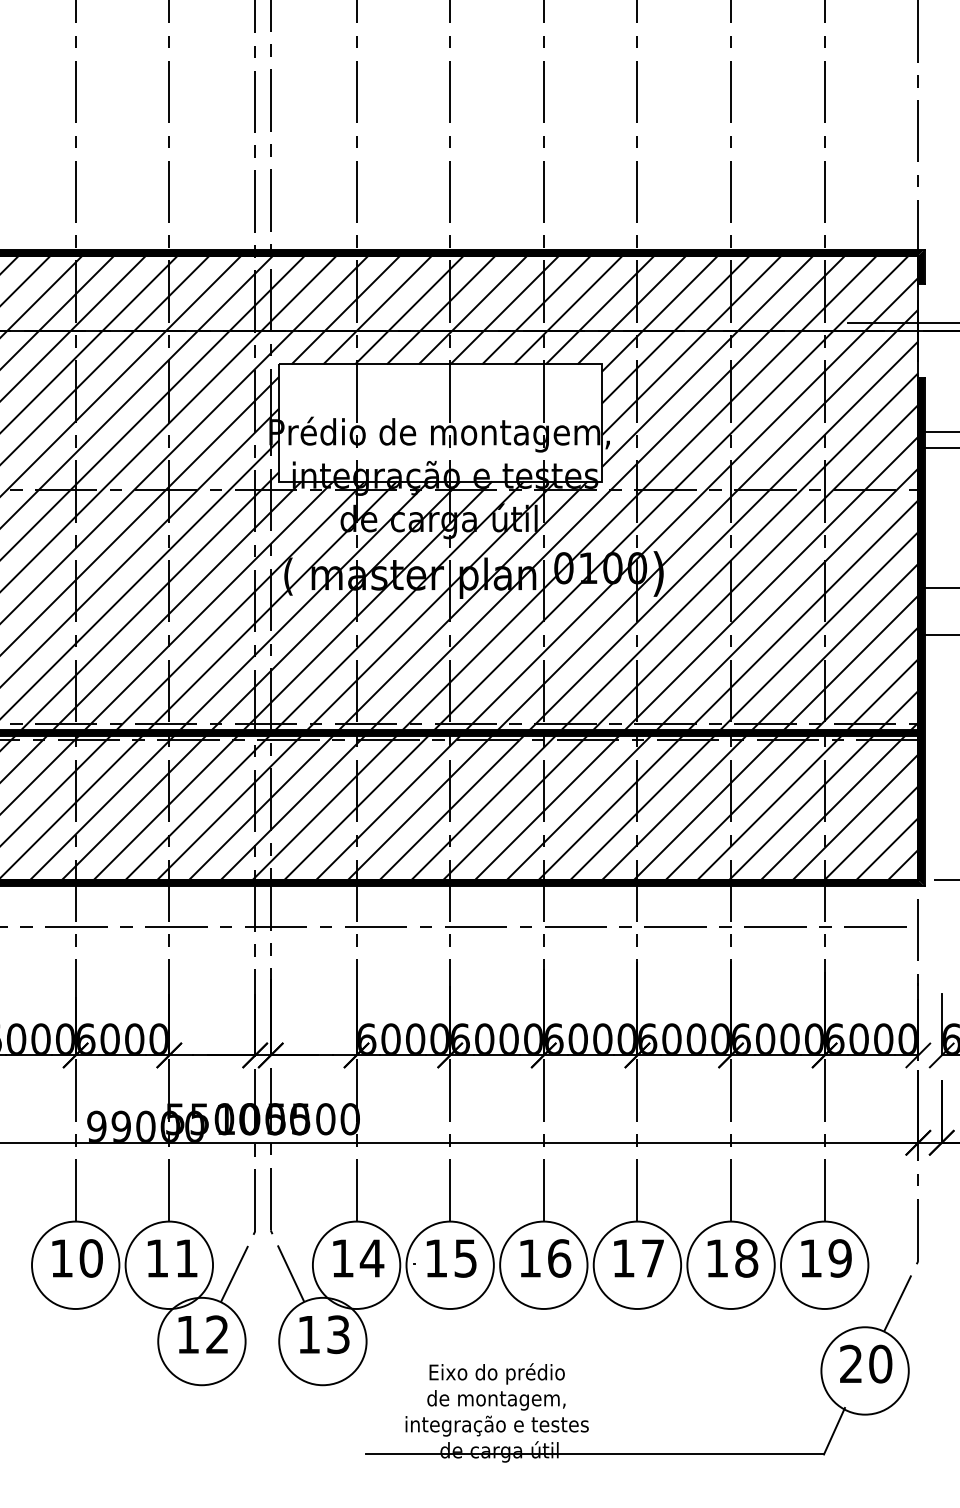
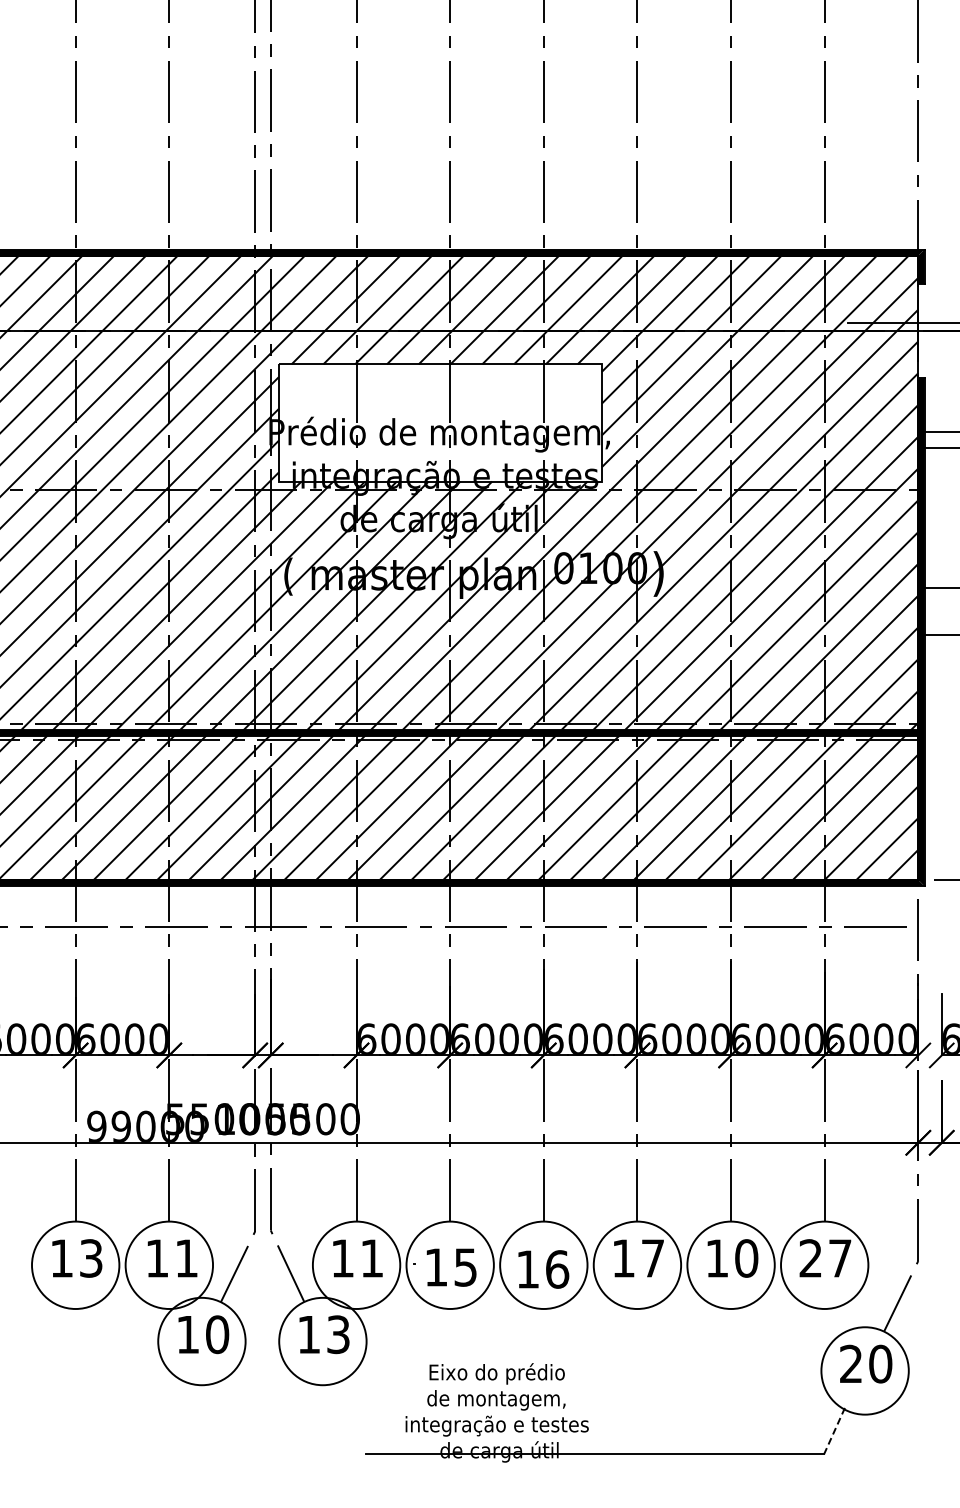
text: 10 -> 13 (90, 1258)
text: 14 -> 11 (371, 1258)
text position: (451, 1258) -> (451, 1267) (451, 1267)
text position: (545, 1258) -> (543, 1269) (543, 1269)
text: 18 -> 10 (746, 1258)
text: 19 -> 27 (825, 1258)
text: 12 -> 10 (217, 1334)
line: solid -> dashed (834, 1431)
